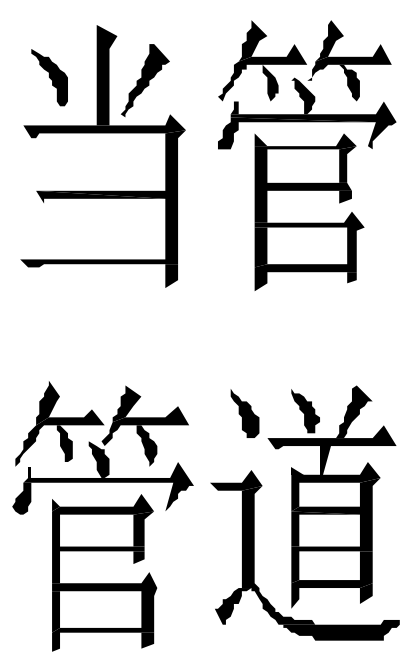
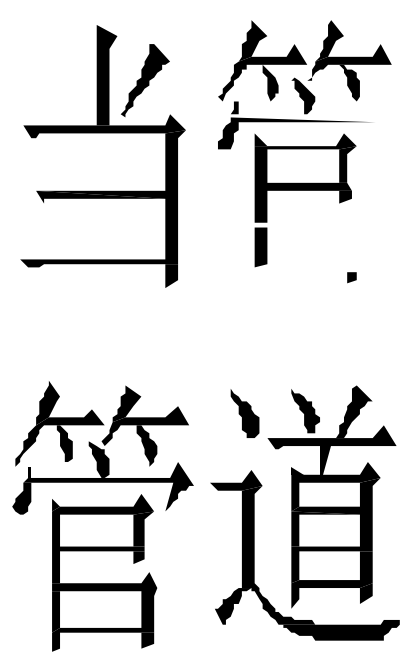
part: present -> none (49, 77)
fill: present -> none (313, 125)
fill: present -> none (309, 251)
